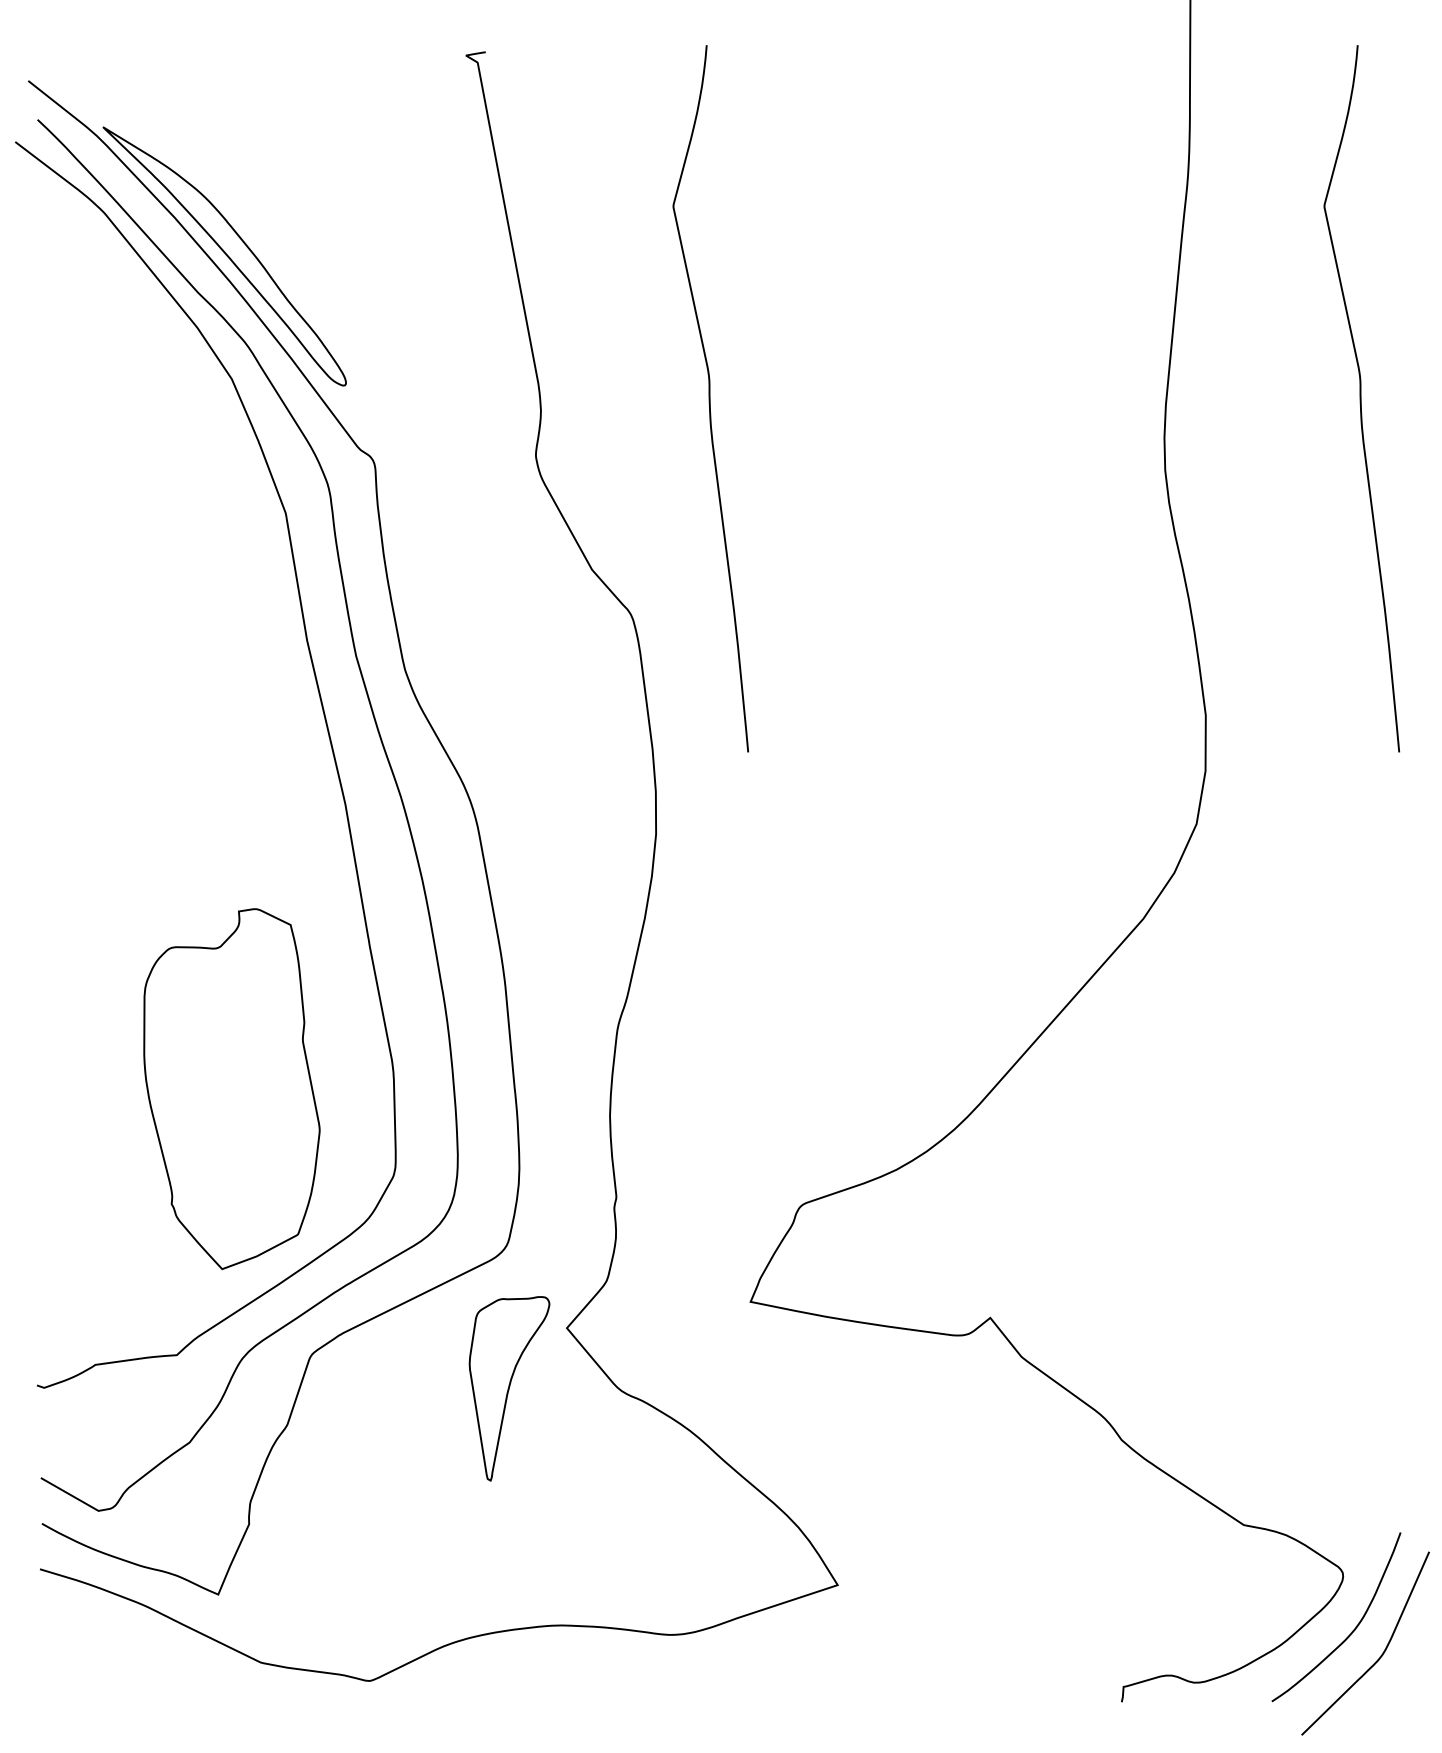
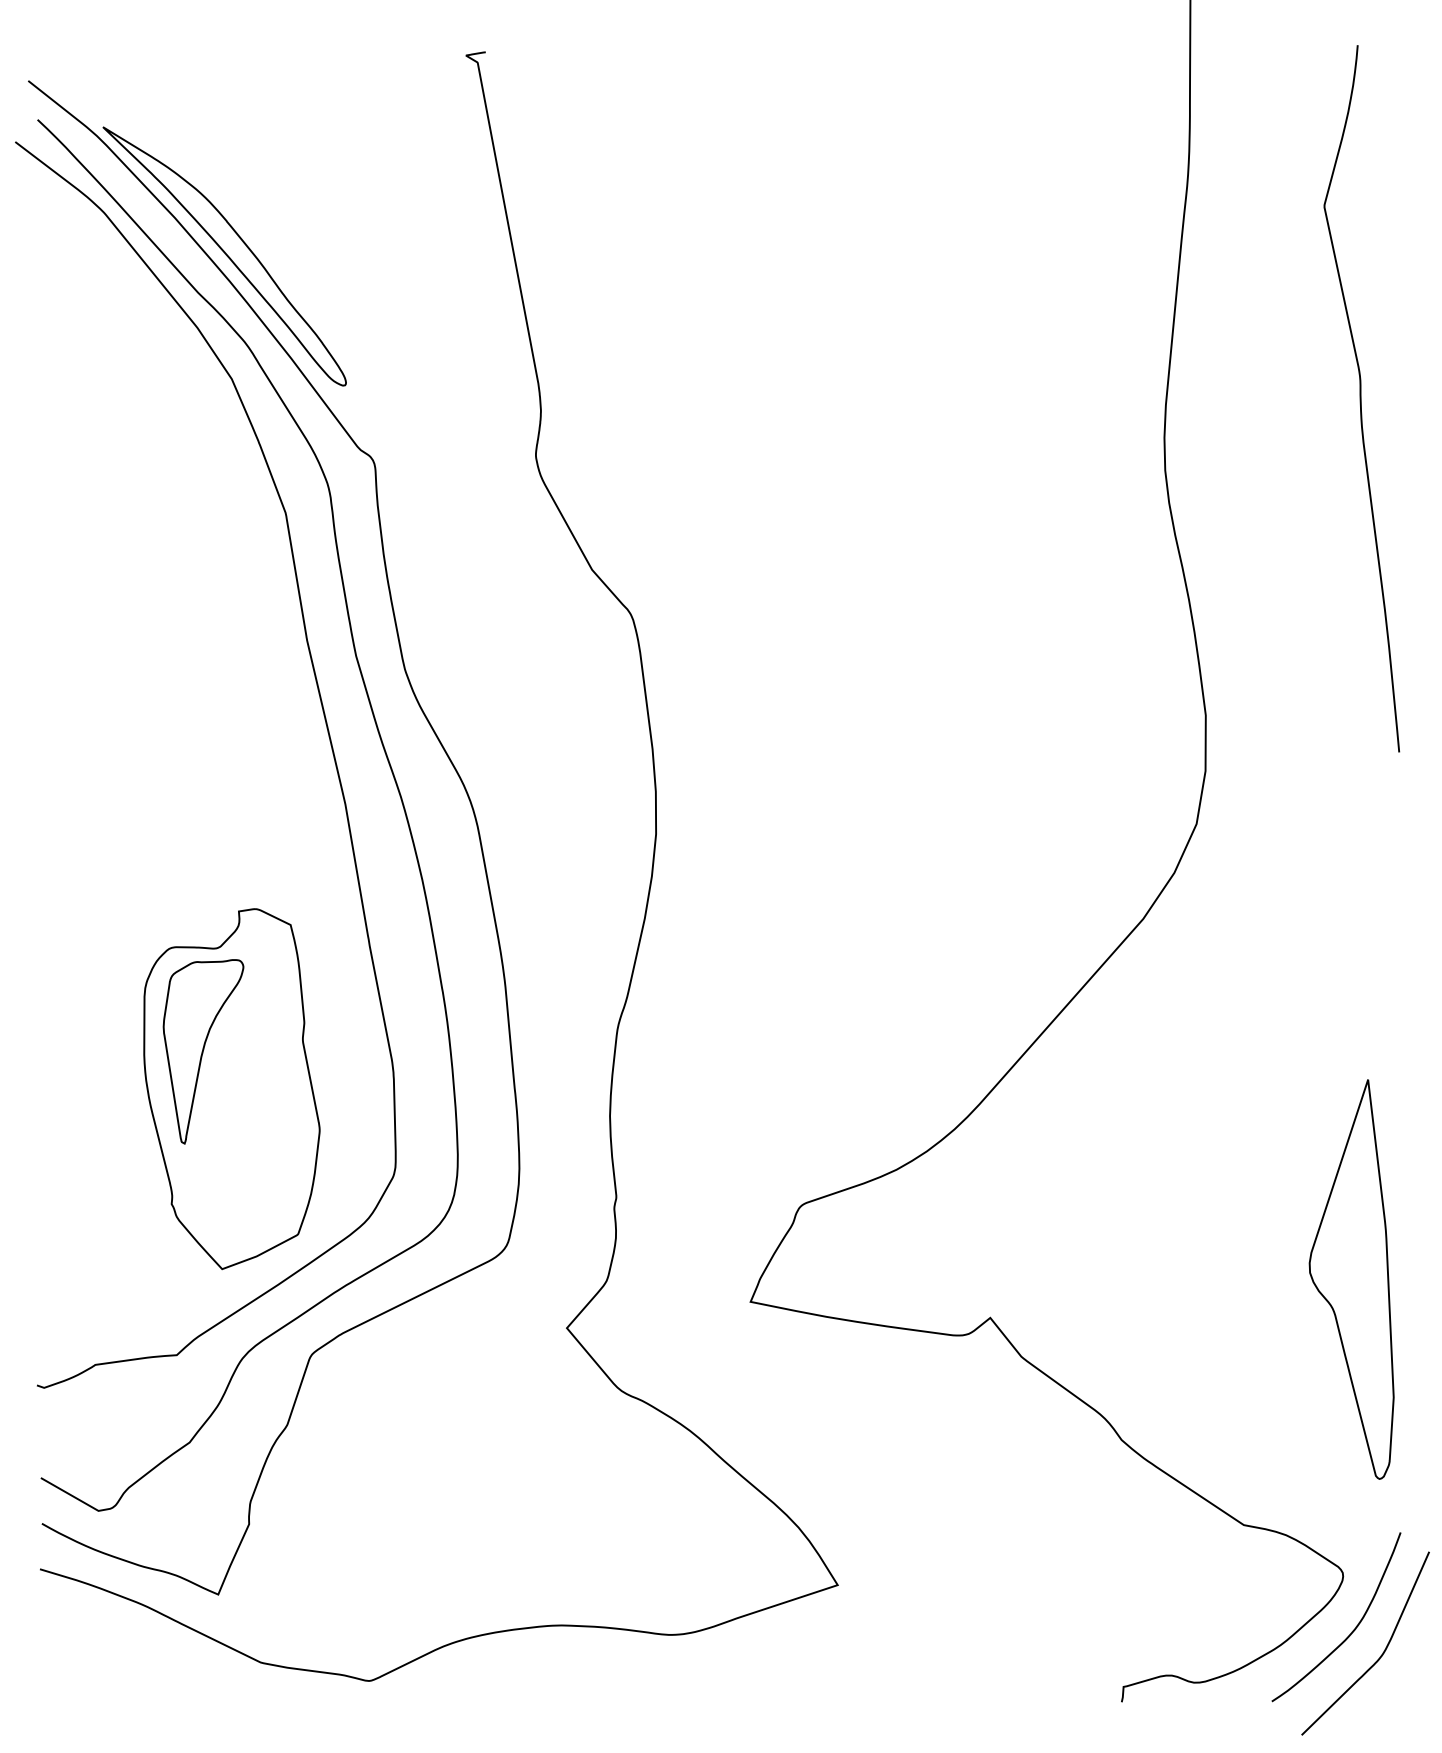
curve: present -> none (710, 398)
part: none -> present (1351, 1279)
part position: (509, 1388) -> (203, 1051) (203, 1051)
